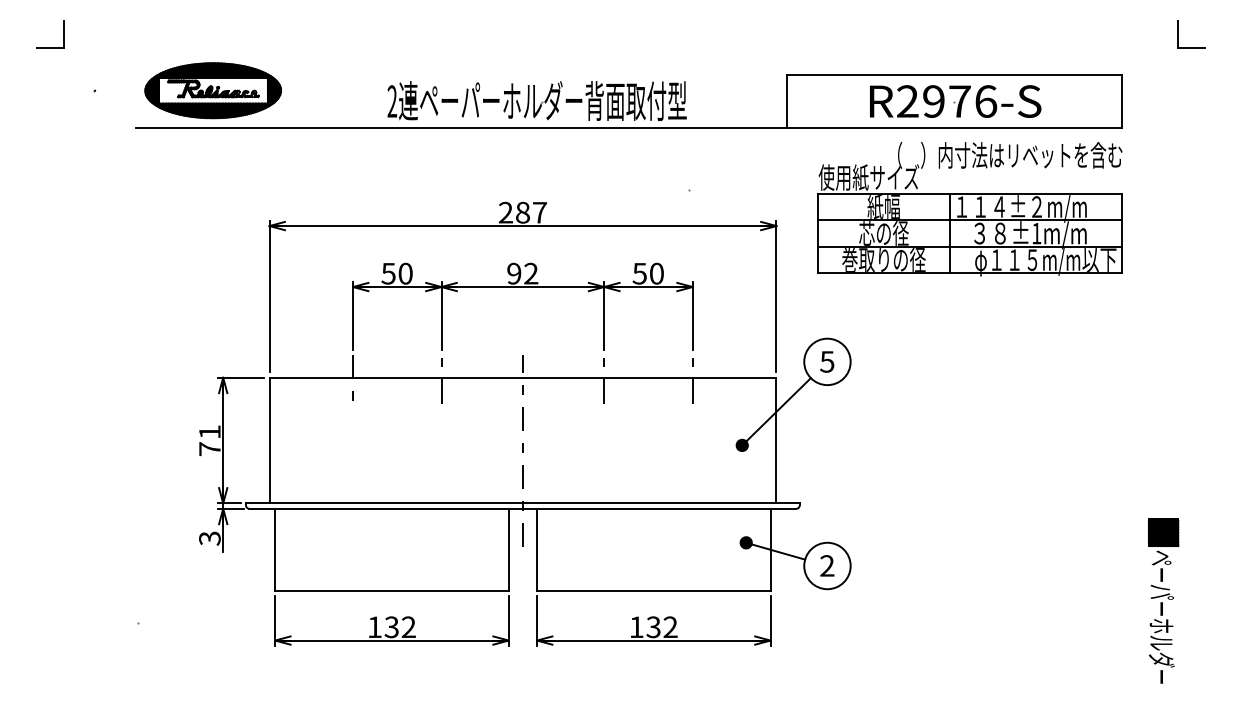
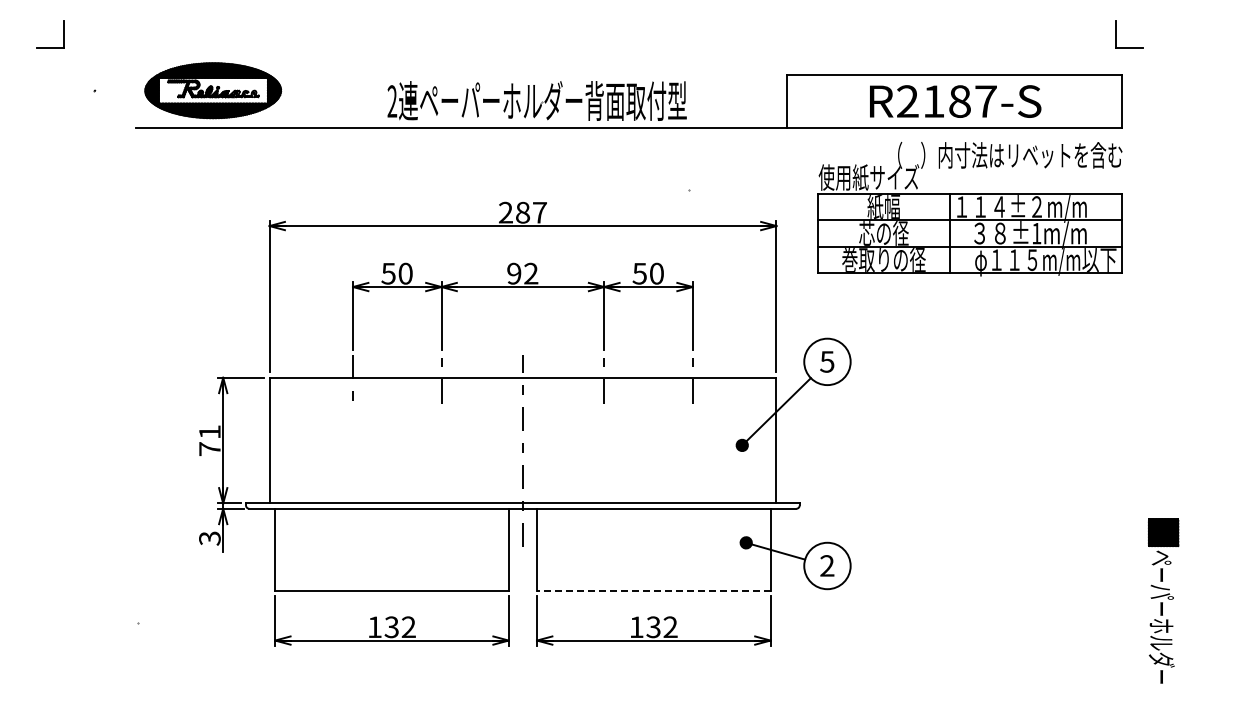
part position: (1178, 34) -> (1116, 34) (1116, 34)
text: R2976-S -> R2187-S (960, 101)
line: solid -> dashed (653, 590)
